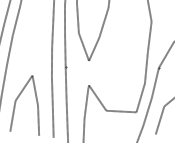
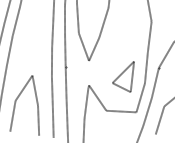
part: none -> present (123, 76)
